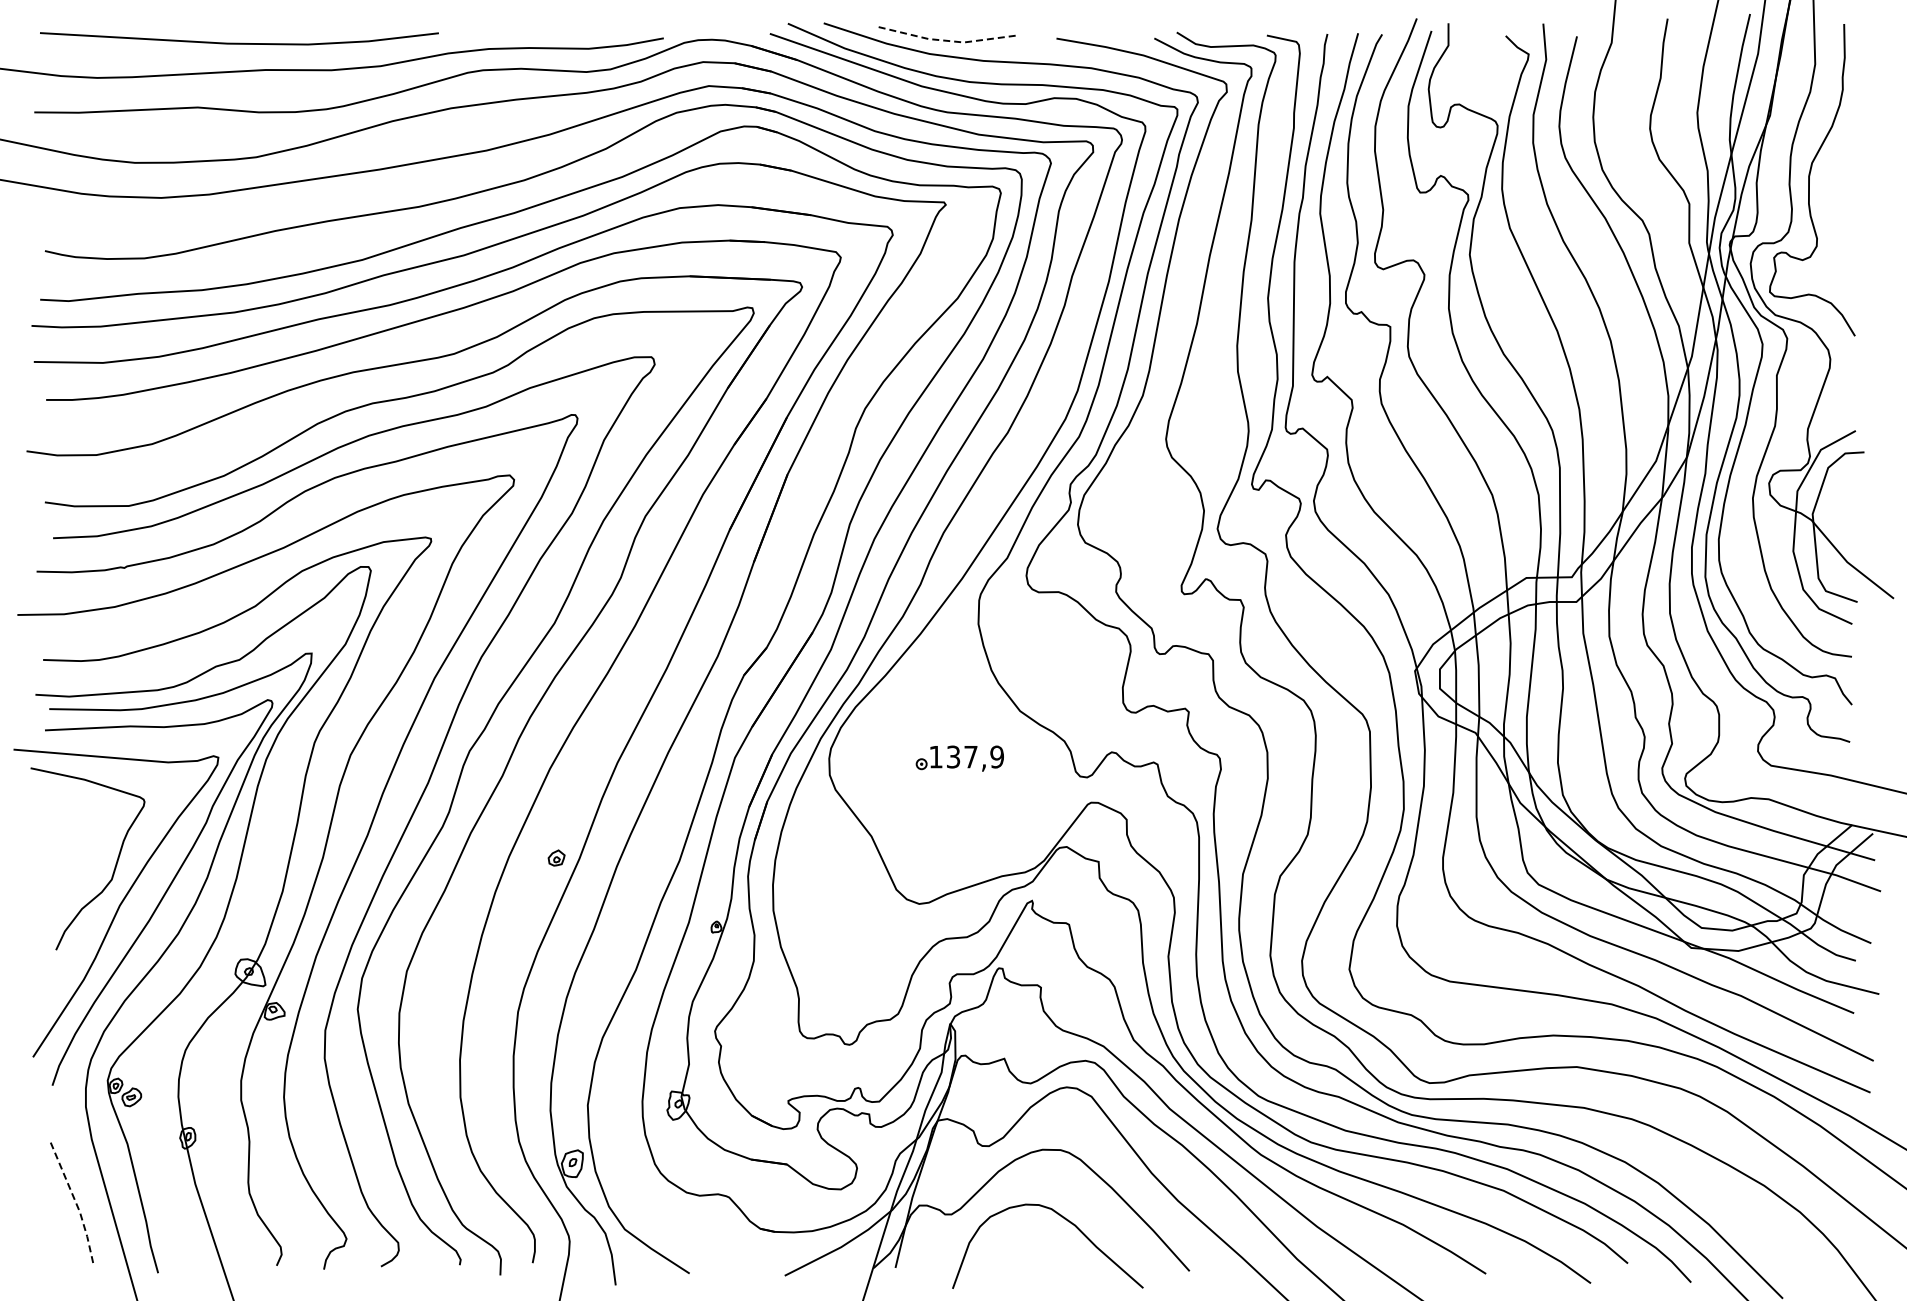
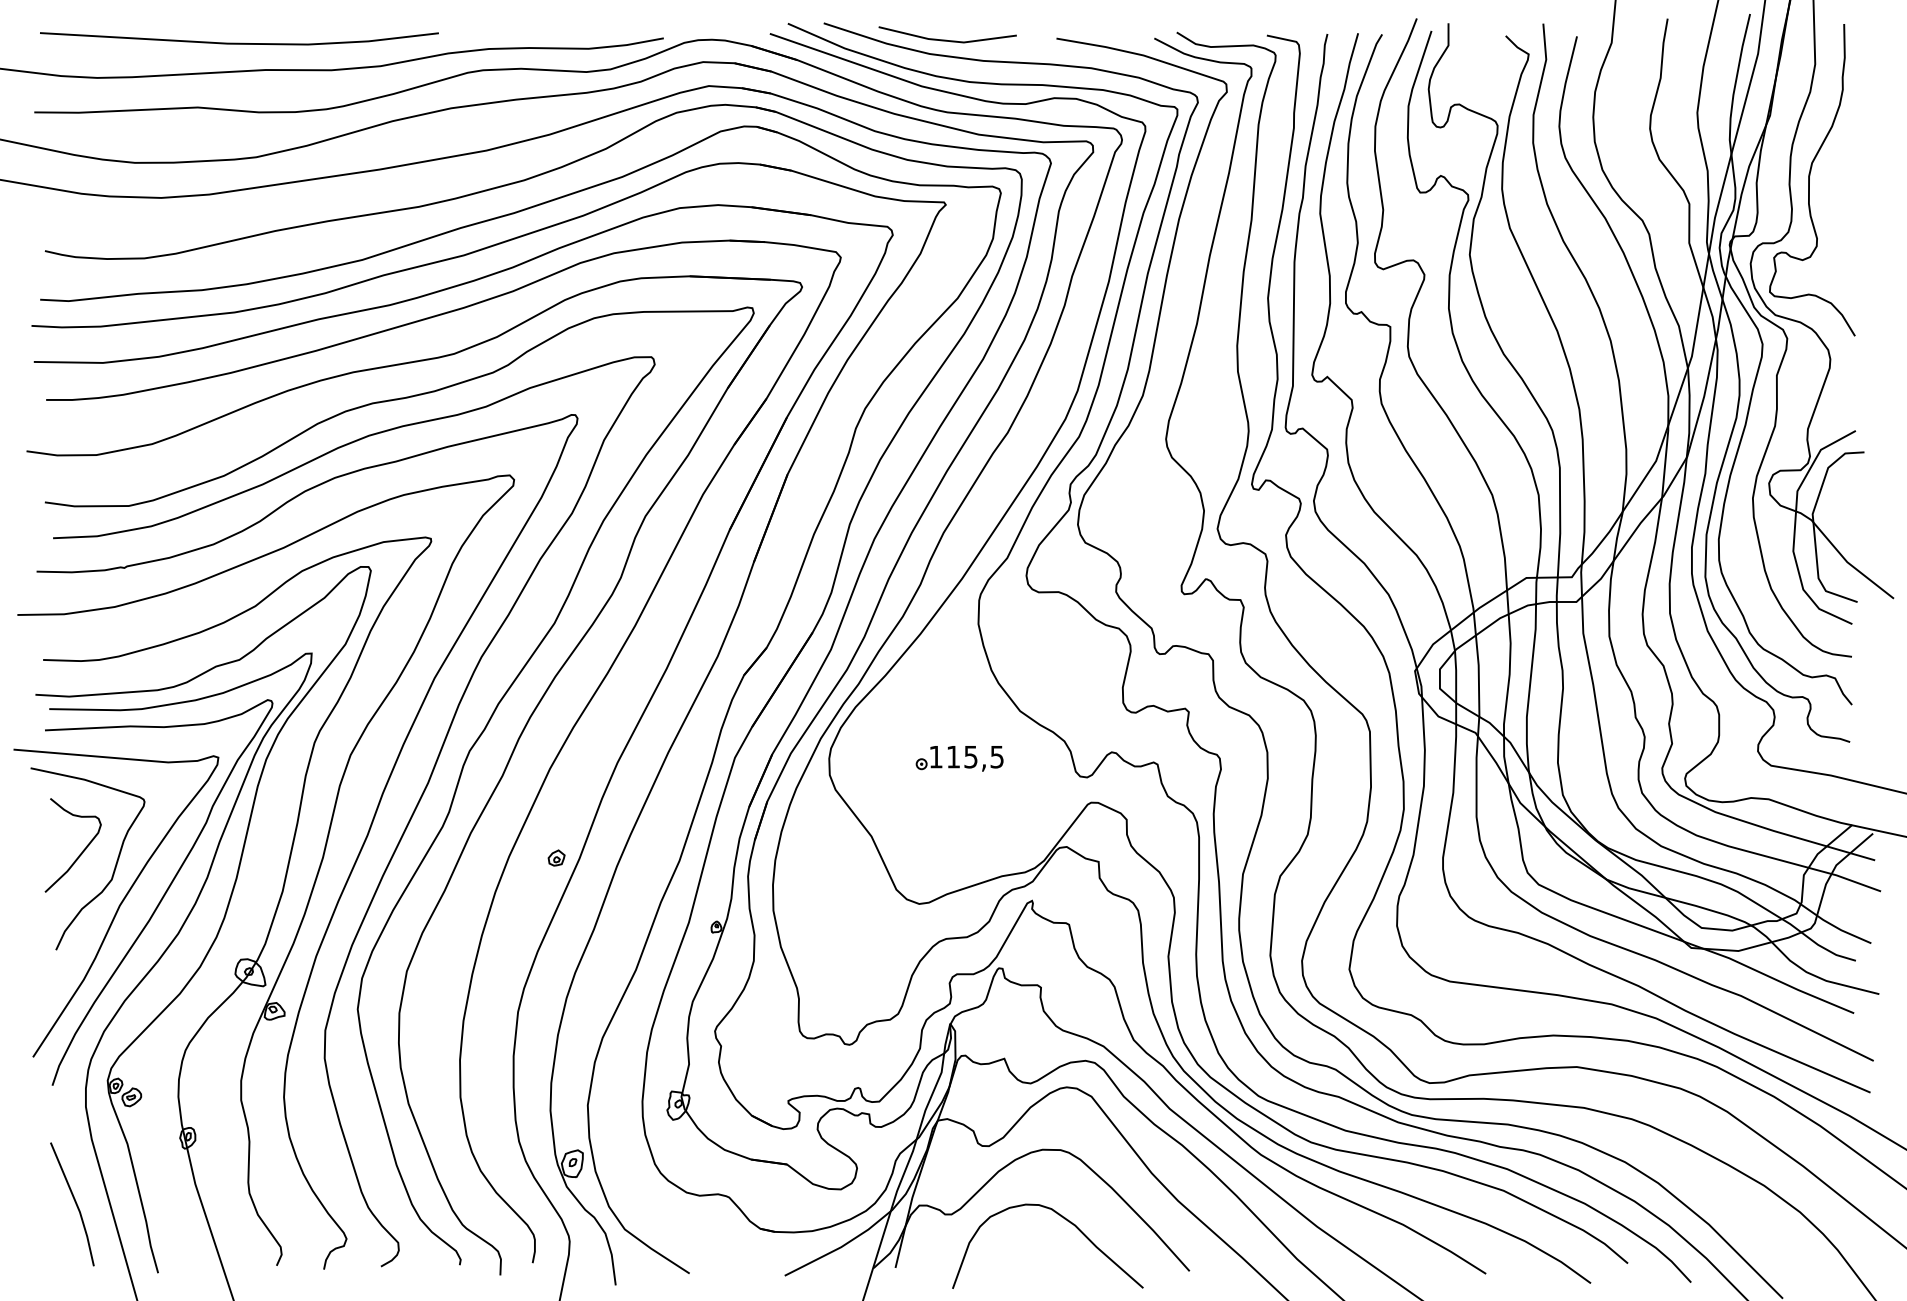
line: dashed -> solid (947, 40)
text: 137,9 -> 115,5 (975, 756)
curve: none -> present (82, 850)
line: dashed -> solid (76, 1204)
